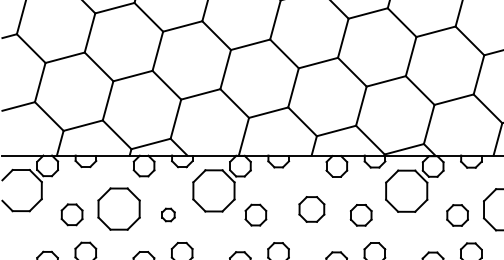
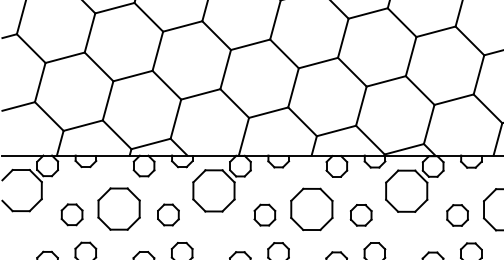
part size: 28x27 px -> 44x45 px (311, 209)
part size: 15x16 px -> 23x24 px (168, 214)
part position: (255, 214) -> (264, 214) (264, 214)
